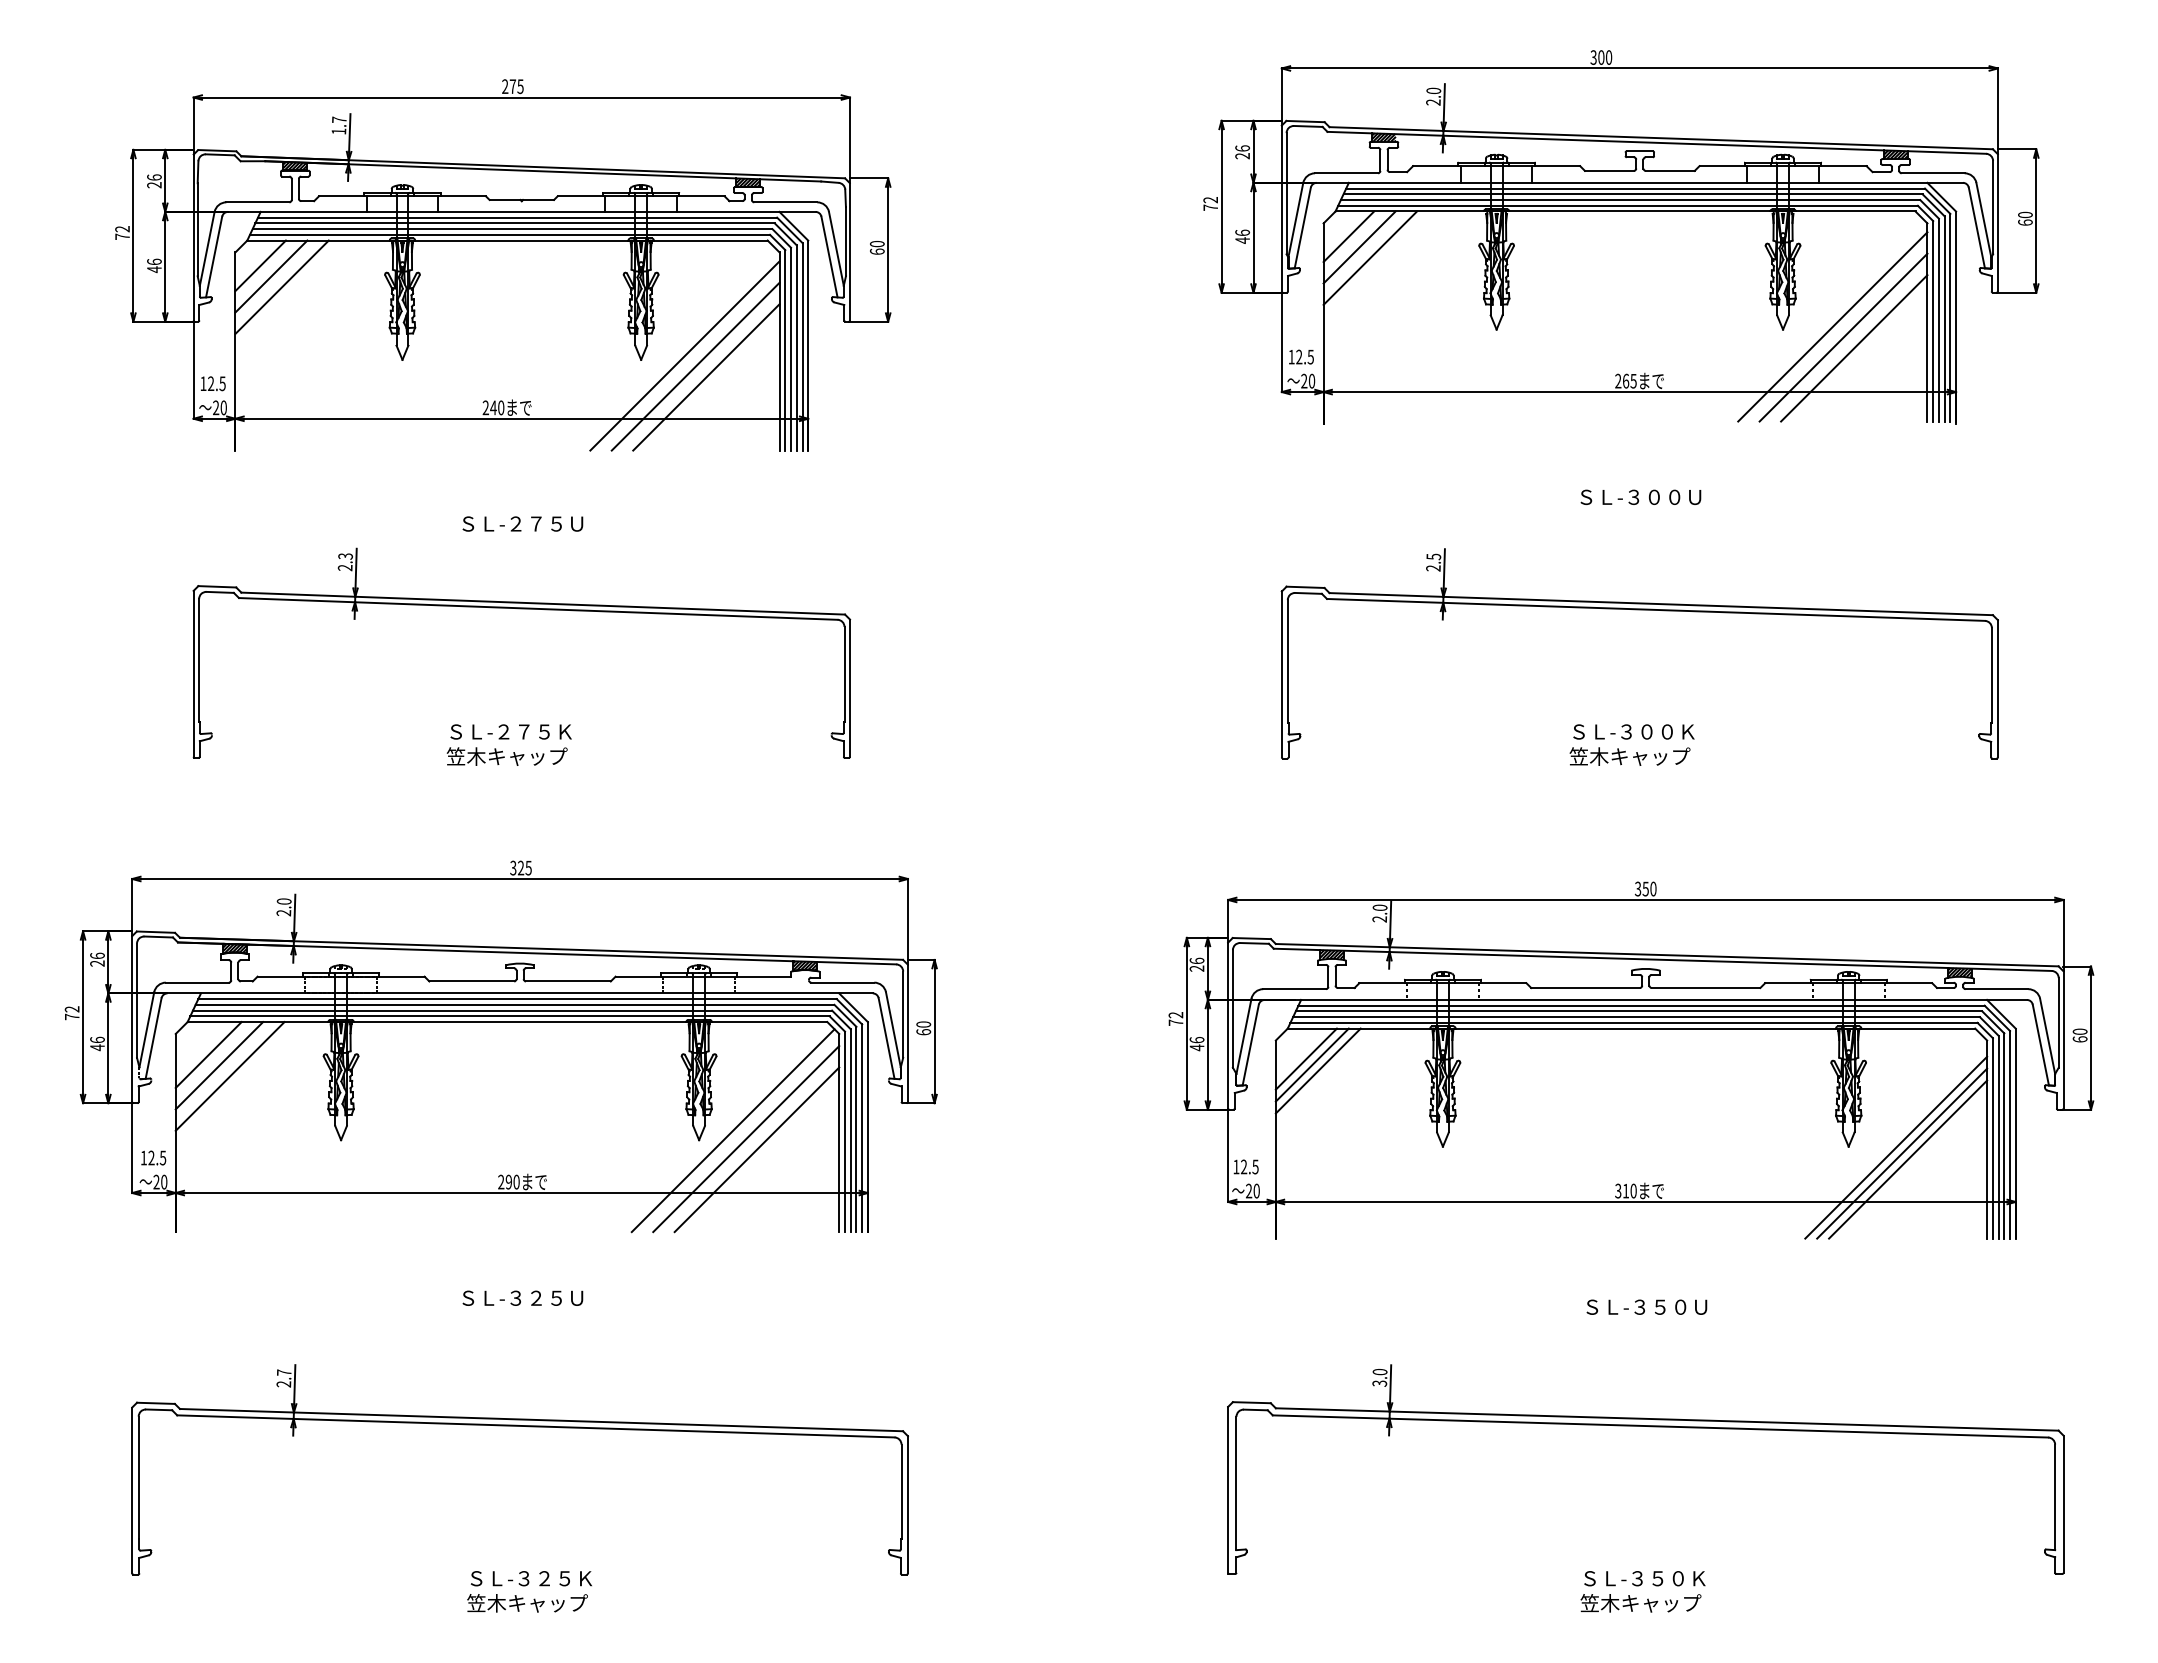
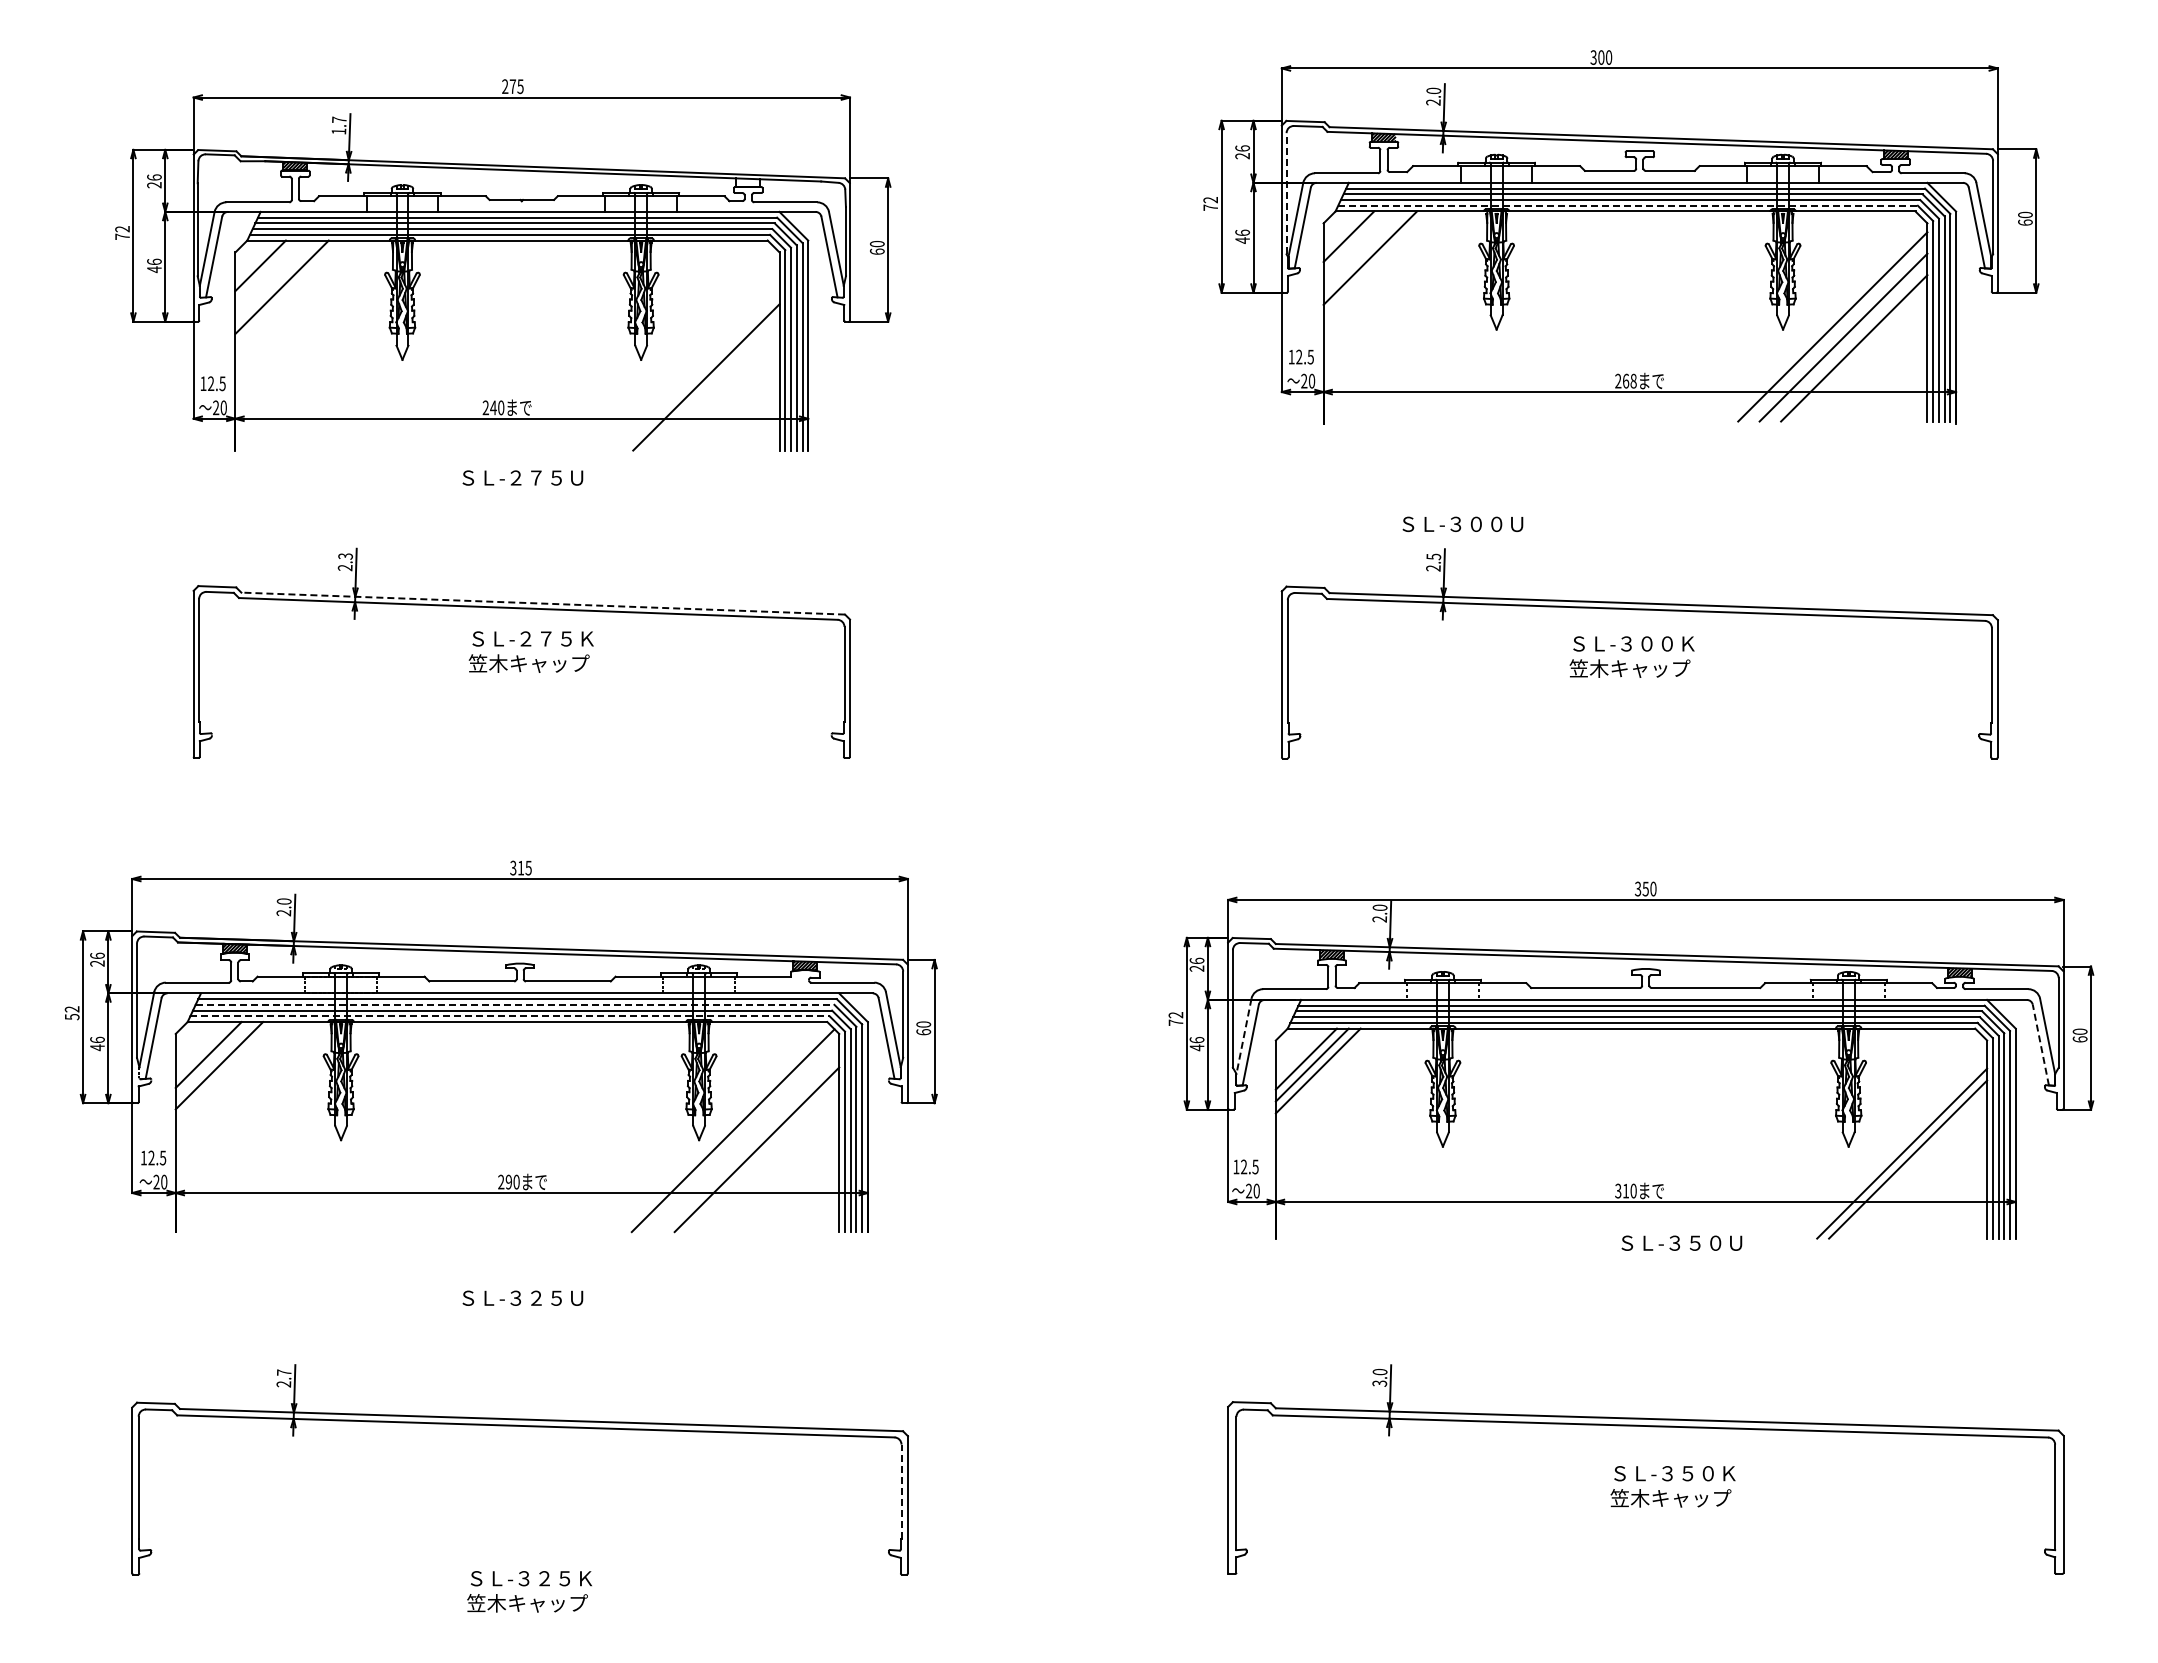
hatch: present -> none (748, 182)
line: solid -> dashed (1286, 193)
line: solid -> dashed (1628, 205)
line: present -> none (1359, 247)
line: present -> none (271, 276)
line: present -> none (684, 355)
line: present -> none (695, 366)
text: 265 -> 268 (1633, 380)
text position: (1640, 496) -> (1462, 523) (1462, 523)
text position: (522, 523) -> (522, 477) (522, 477)
line: solid -> dashed (542, 603)
text position: (508, 744) -> (530, 651) (530, 651)
text position: (1631, 744) -> (1631, 656) (1631, 656)
text: 325 -> 315 (520, 867)
line: solid -> dashed (515, 1004)
text: 72 -> 52 (72, 1016)
line: solid -> dashed (510, 1016)
line: solid -> dashed (1243, 1036)
line: solid -> dashed (2040, 1044)
line: present -> none (229, 1076)
line: present -> none (746, 1139)
line: present -> none (1896, 1147)
text position: (1646, 1306) -> (1681, 1242) (1681, 1242)
line: solid -> dashed (901, 1491)
text position: (1642, 1591) -> (1672, 1486) (1672, 1486)
